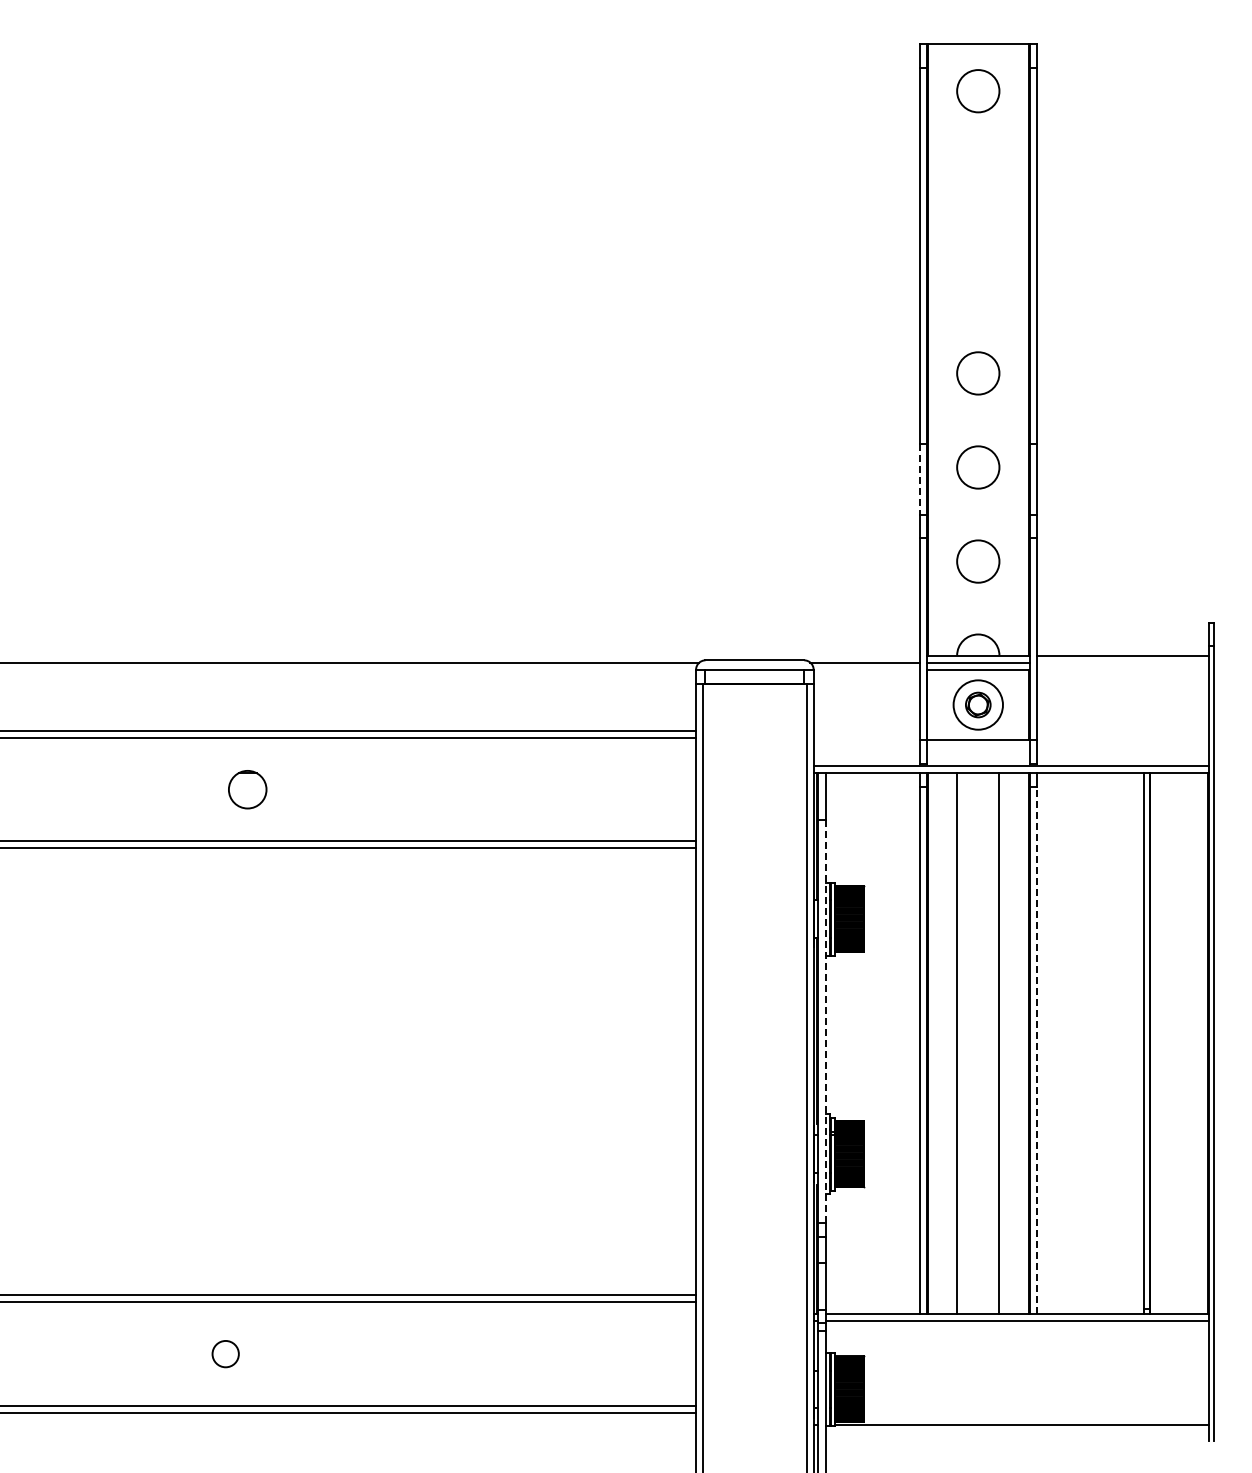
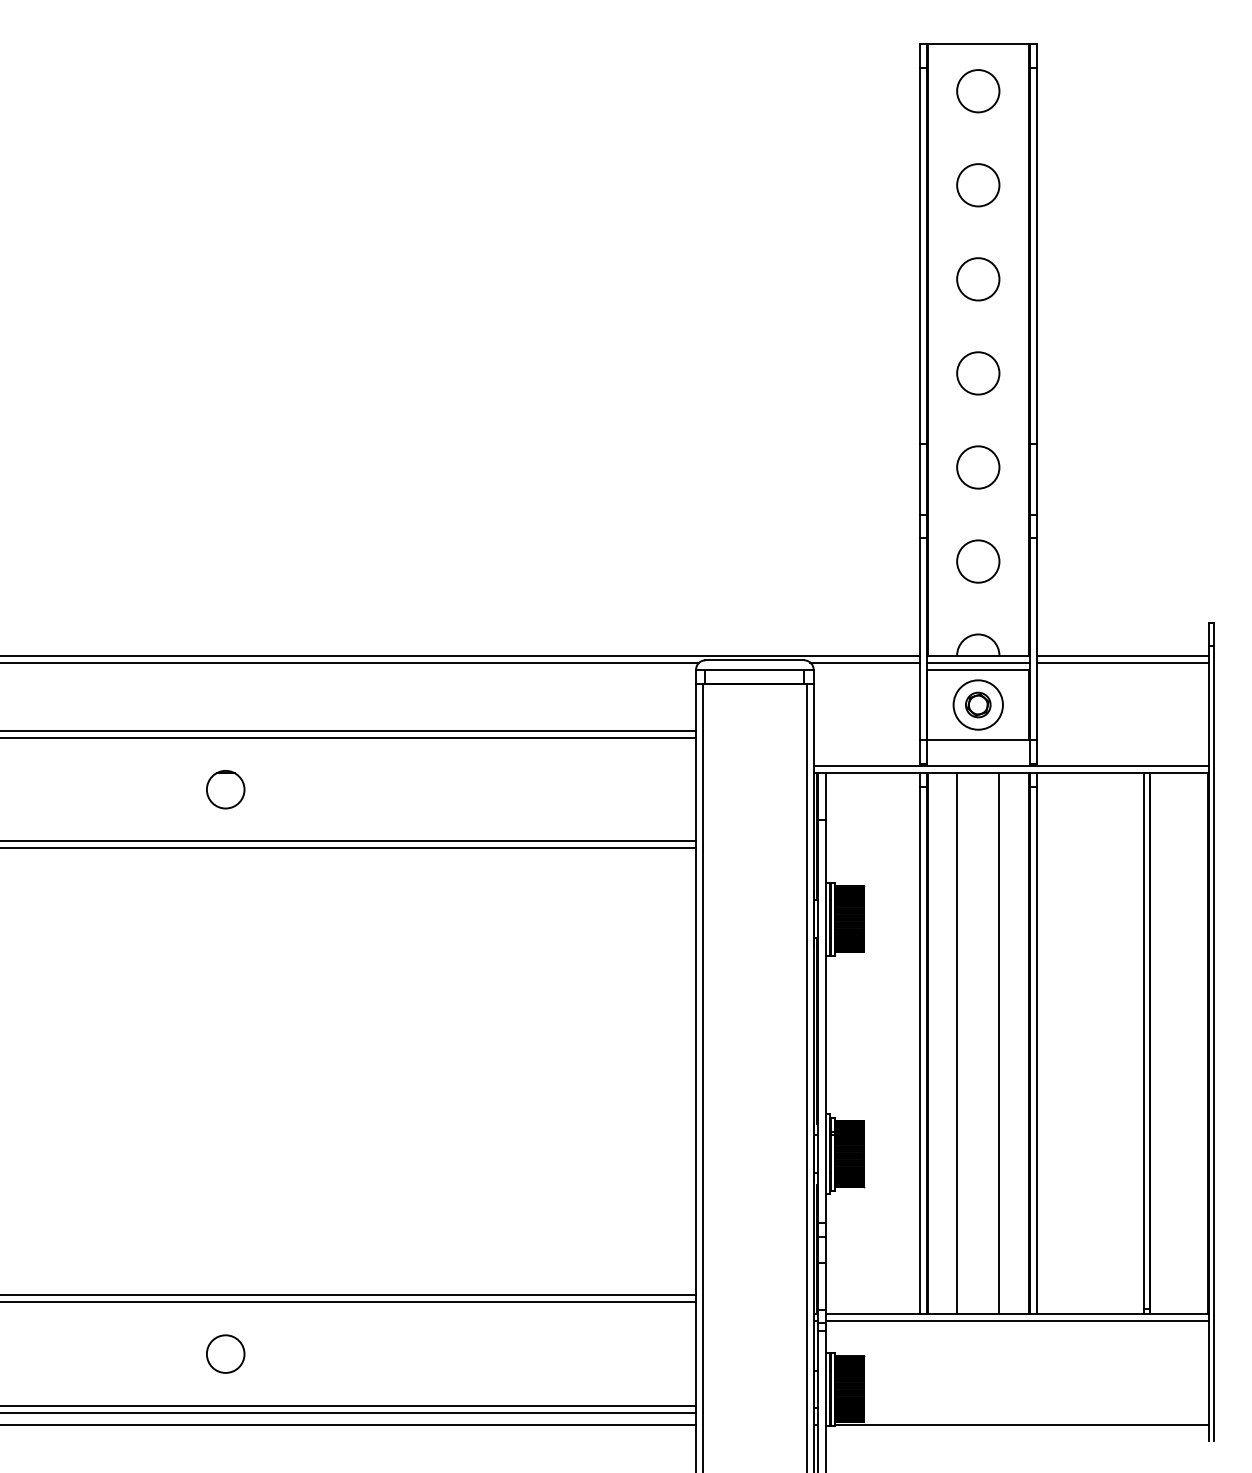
circle: none -> present (978, 185)
circle: none -> present (978, 279)
line: dashed -> solid (919, 479)
line: none -> present (460, 655)
line: none -> present (1122, 662)
circle position: (247, 789) -> (225, 789) (225, 789)
line: dashed -> solid (825, 1022)
line: dashed -> solid (1037, 1050)
circle diameter: 26 px -> 38 px (225, 1353)
line: none -> present (349, 1424)
